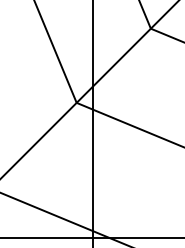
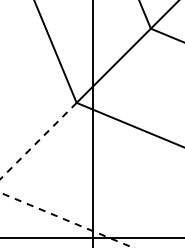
line: solid -> dashed (38, 140)
line: solid -> dashed (66, 220)
